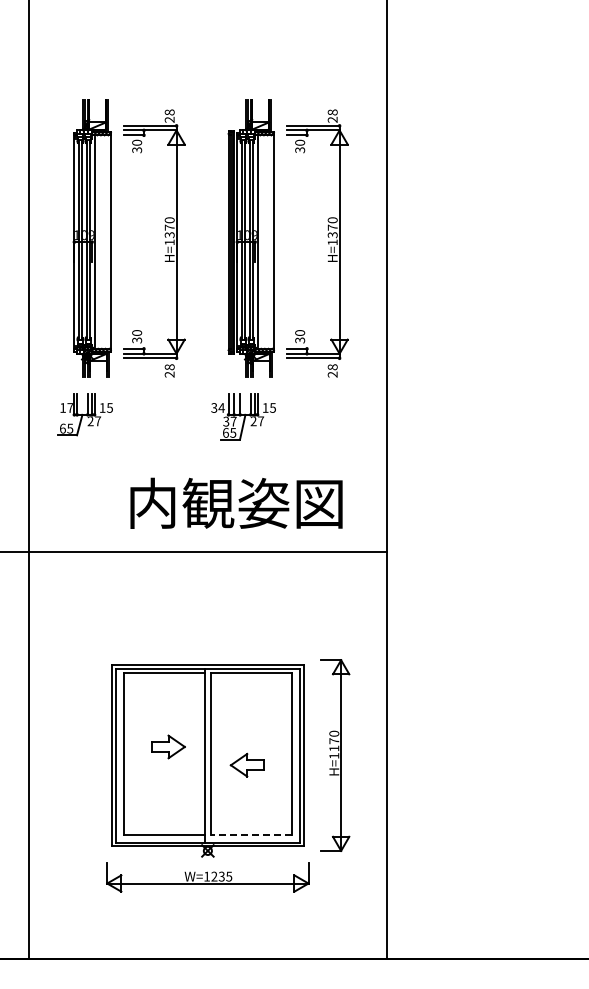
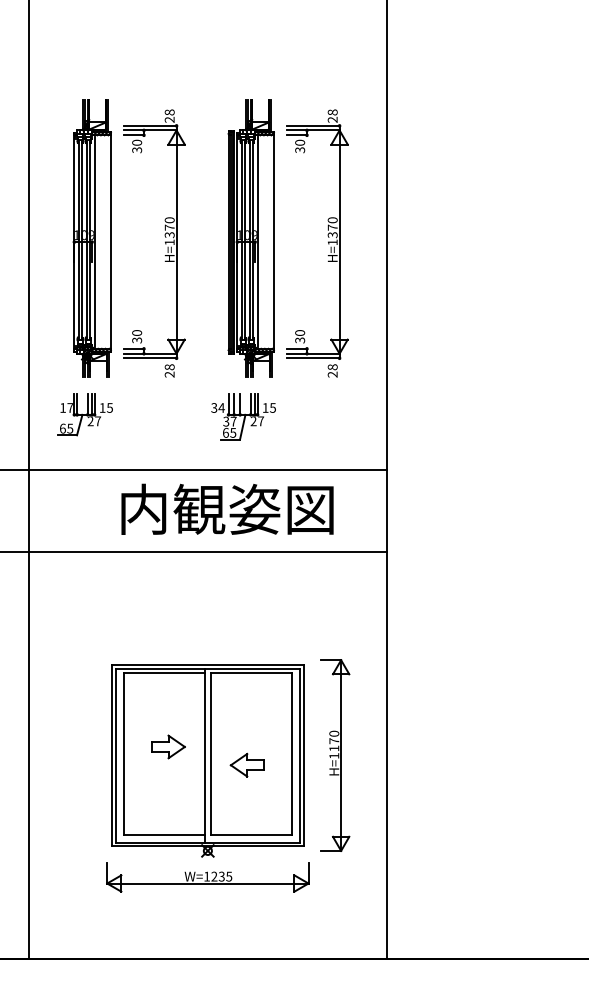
line: none -> present (194, 470)
text position: (236, 502) -> (227, 508) (227, 508)
line: dashed -> solid (251, 834)
